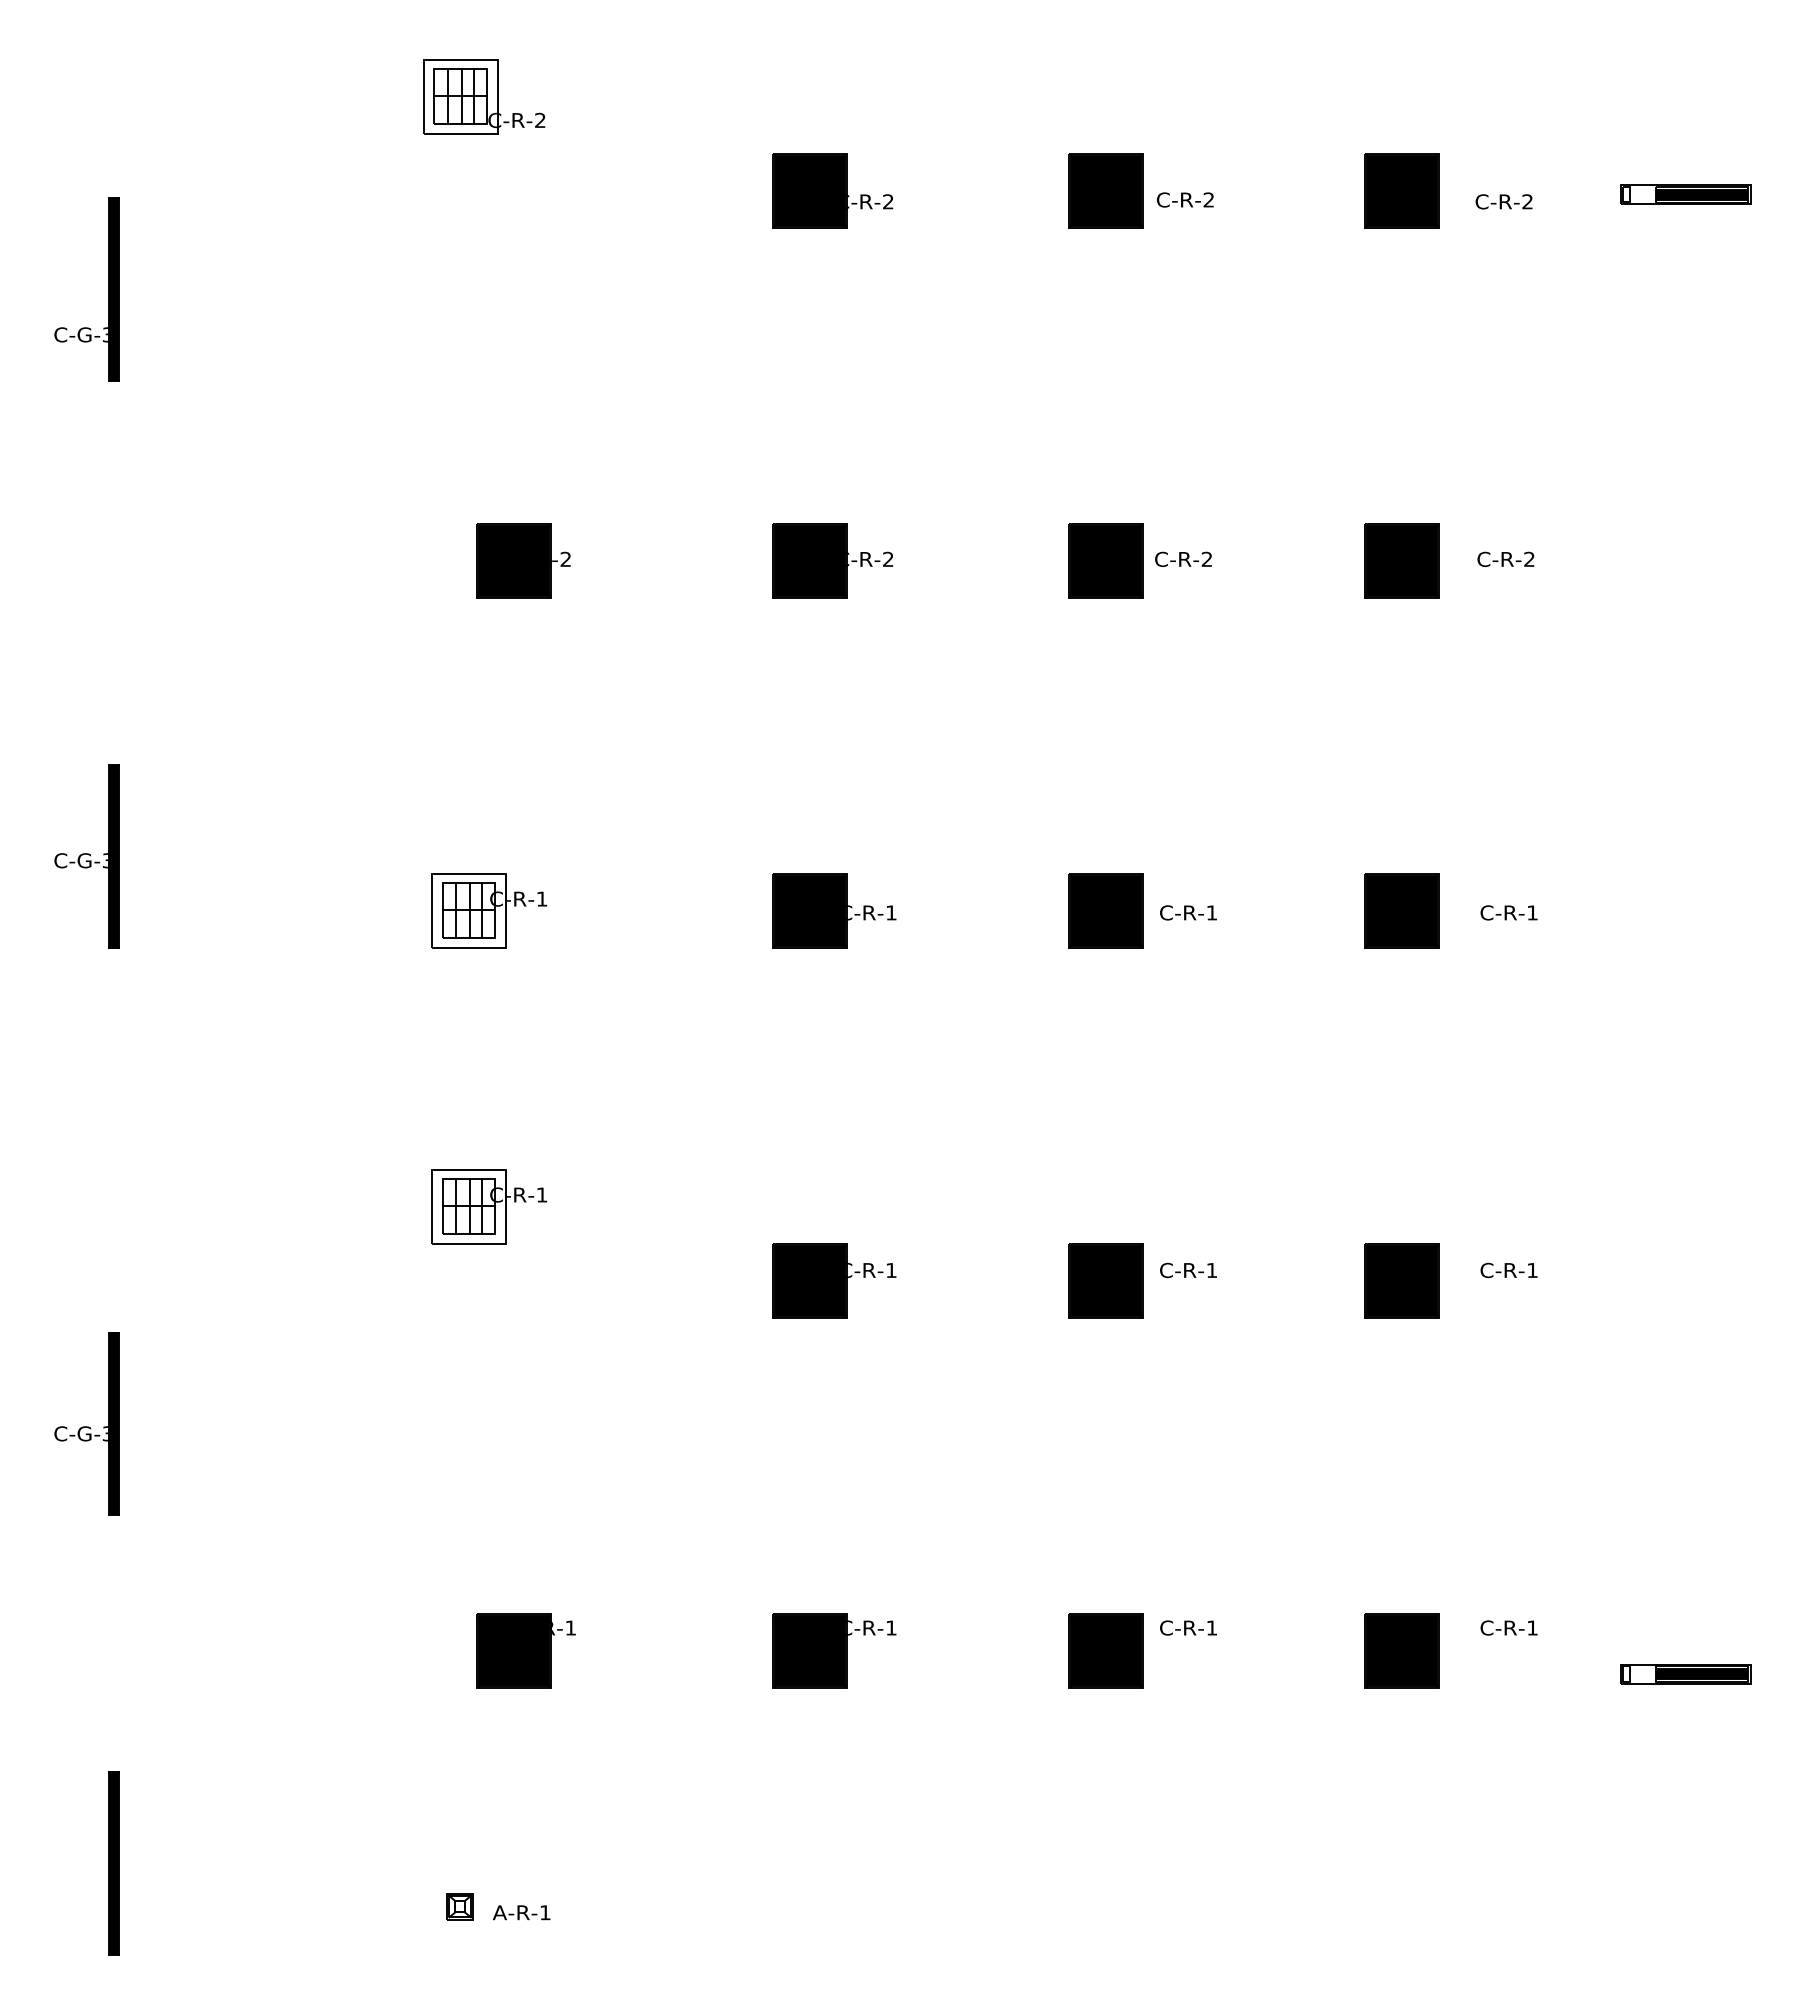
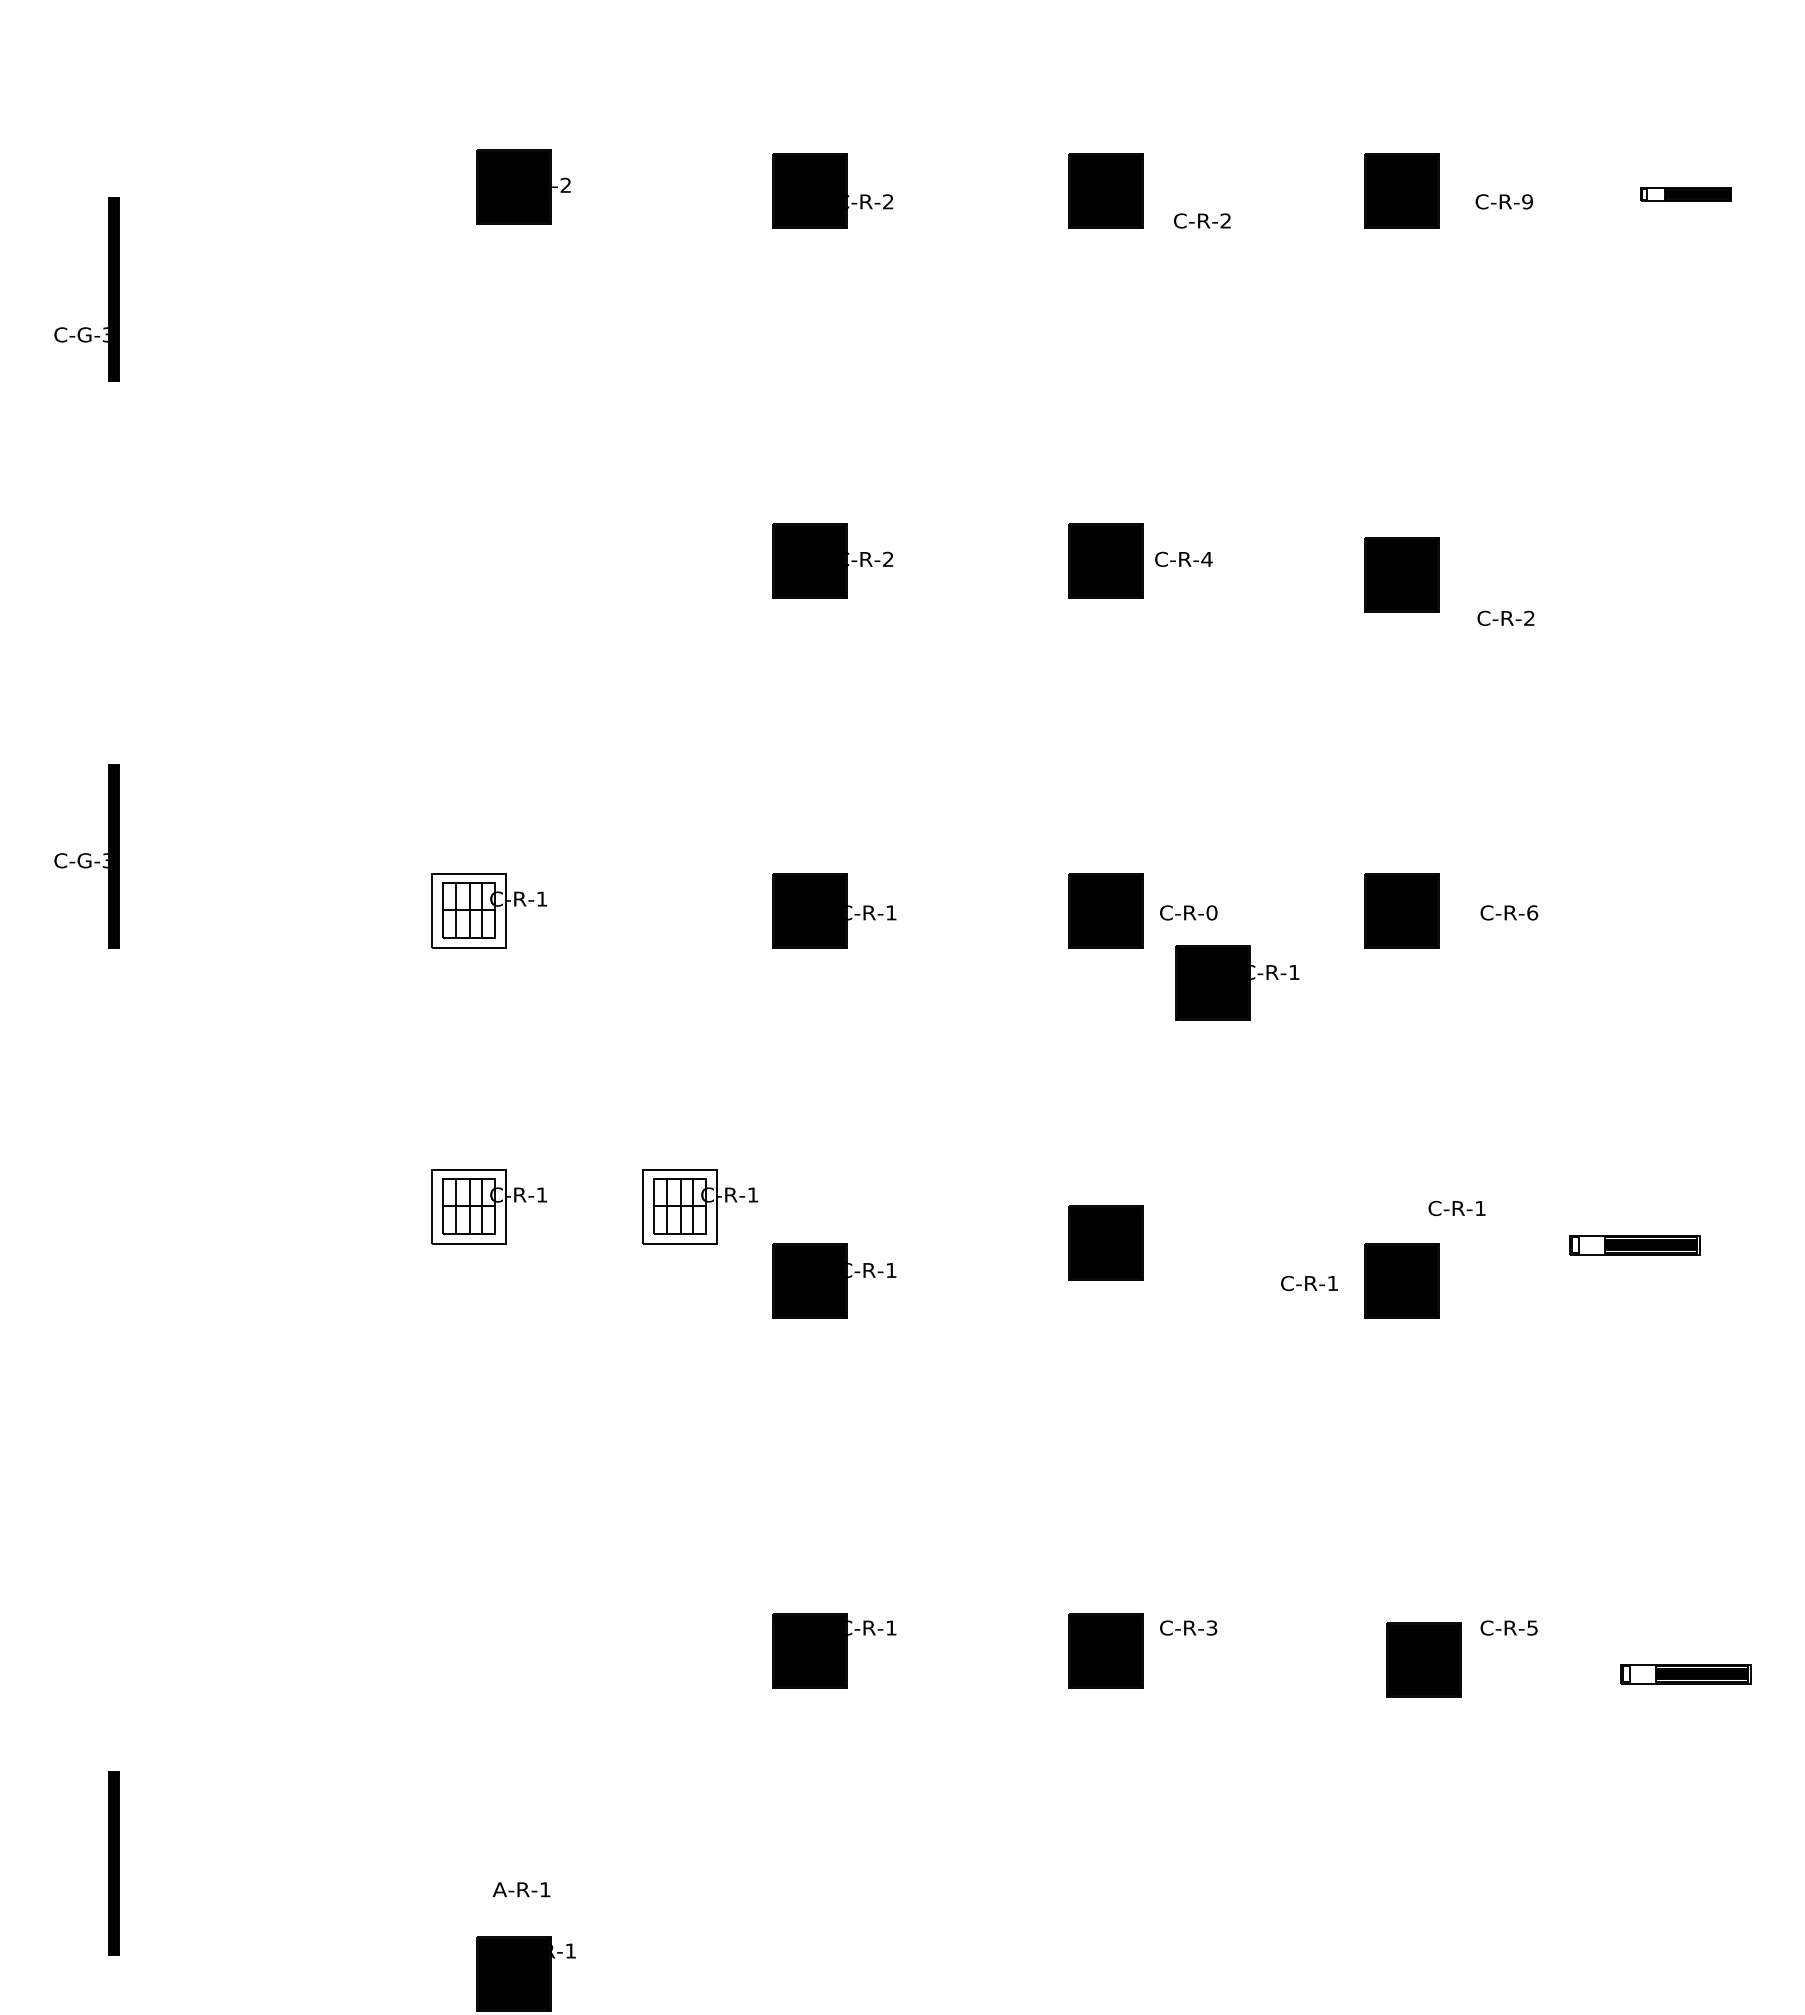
part: present -> none (484, 96)
part size: 132x21 px -> 92x15 px (1685, 194)
text position: (1185, 199) -> (1202, 220) (1202, 220)
text: C-R-2 -> C-R-9 (1527, 201)
text: C-R-2 -> C-R-4 (1206, 558)
text position: (1505, 558) -> (1505, 617) (1505, 617)
part position: (523, 560) -> (523, 186) (523, 186)
part position: (1401, 560) -> (1401, 574) (1401, 574)
text: C-R-1 -> C-R-0 (1211, 912)
text: C-R-1 -> C-R-6 (1532, 912)
part: none -> present (1237, 982)
part: none -> present (700, 1206)
part: none -> present (1634, 1245)
text position: (1188, 1270) -> (1309, 1283) (1309, 1283)
text position: (1508, 1270) -> (1456, 1208) (1456, 1208)
part position: (1105, 1280) -> (1105, 1242) (1105, 1242)
part: present -> none (86, 1423)
text: C-R-1 -> C-R-3 (1211, 1627)
text: C-R-1 -> C-R-5 (1532, 1627)
part position: (525, 1650) -> (525, 1973) (525, 1973)
part position: (1401, 1650) -> (1423, 1659) (1423, 1659)
part: present -> none (459, 1906)
text position: (521, 1912) -> (521, 1889) (521, 1889)
